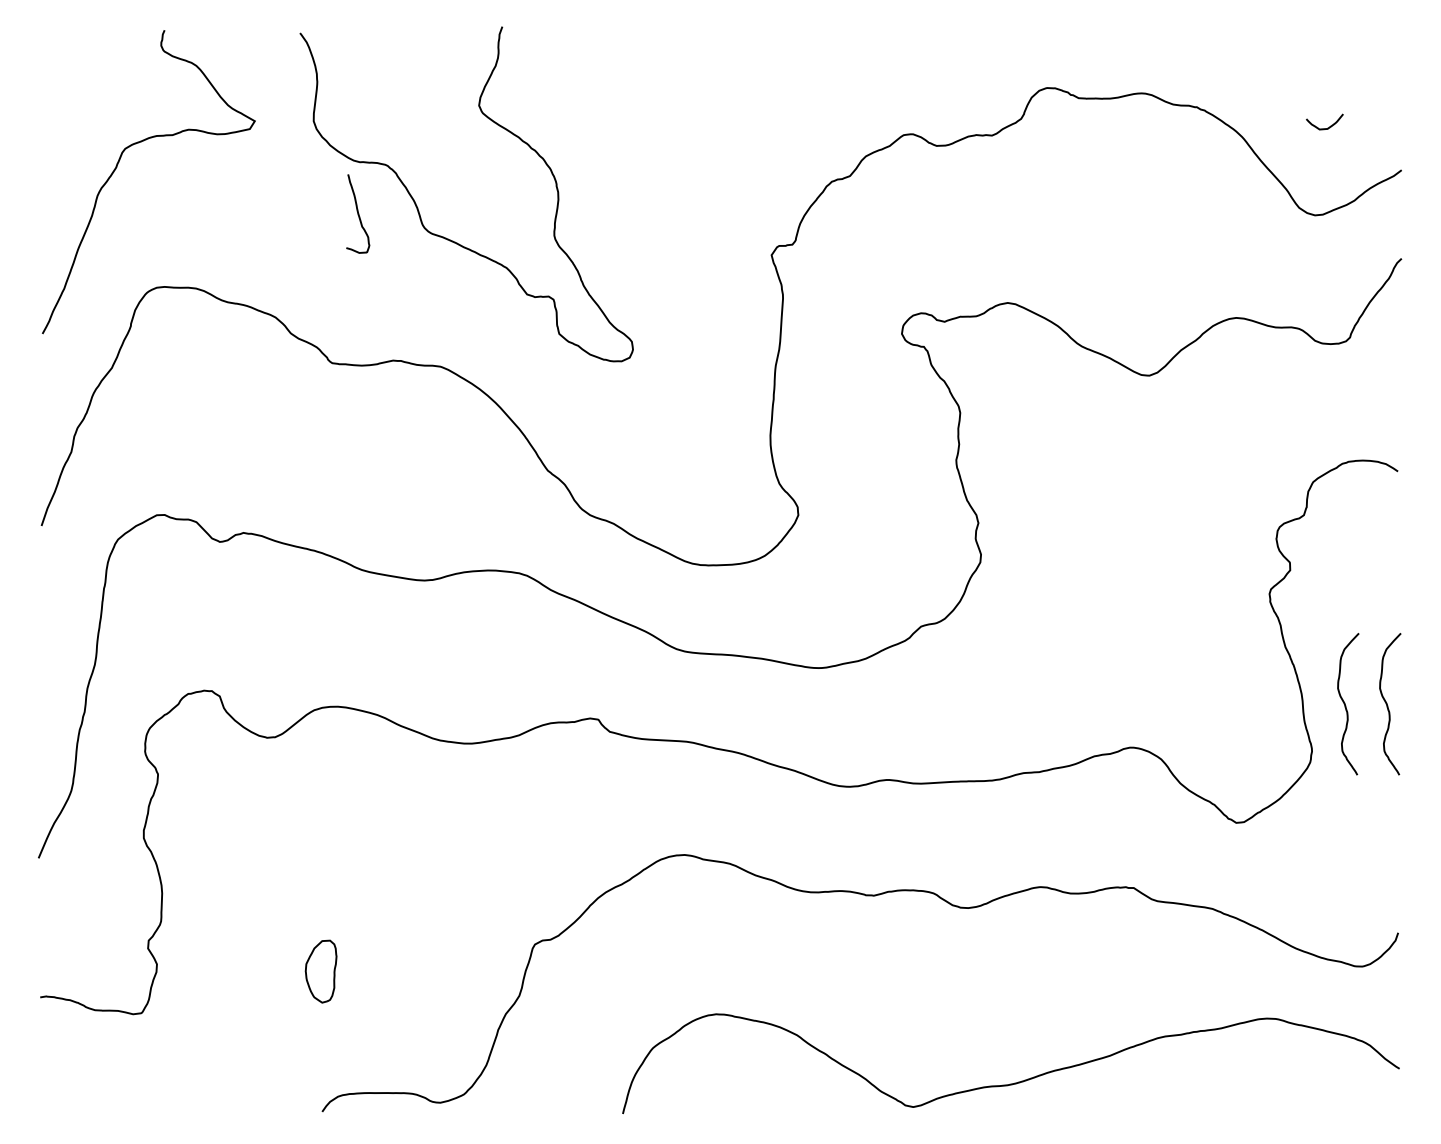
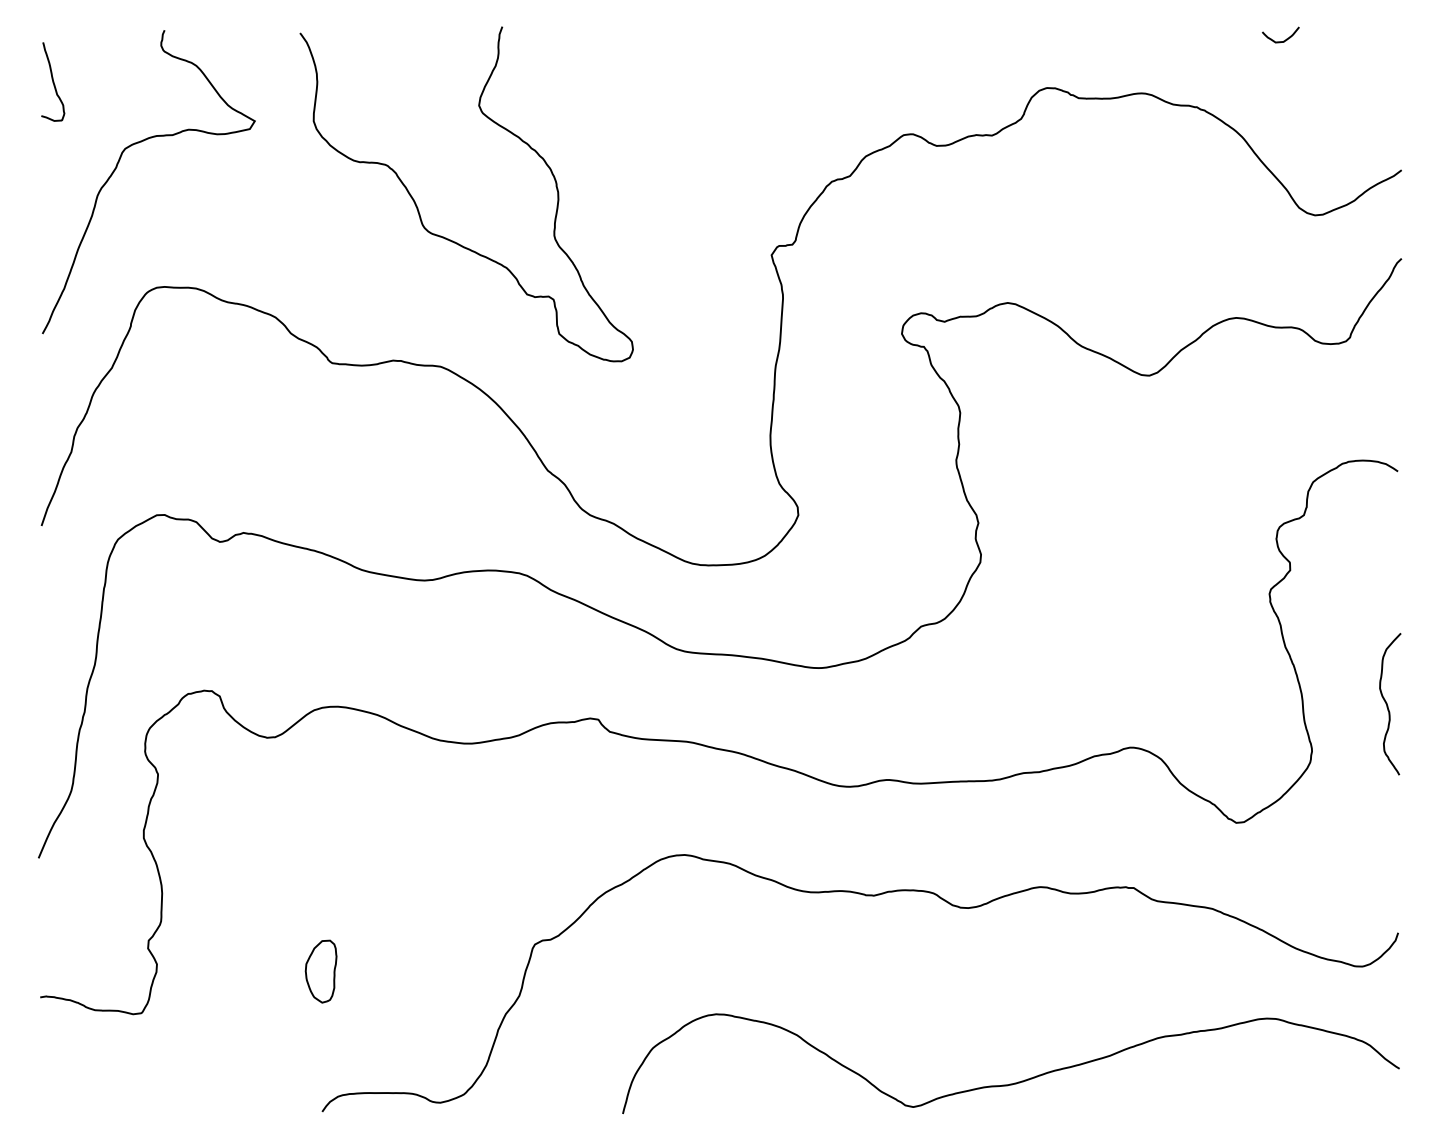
curve position: (1327, 127) -> (1283, 40) (1283, 40)
curve position: (358, 213) -> (53, 81) (53, 81)
curve: present -> none (1346, 705)
